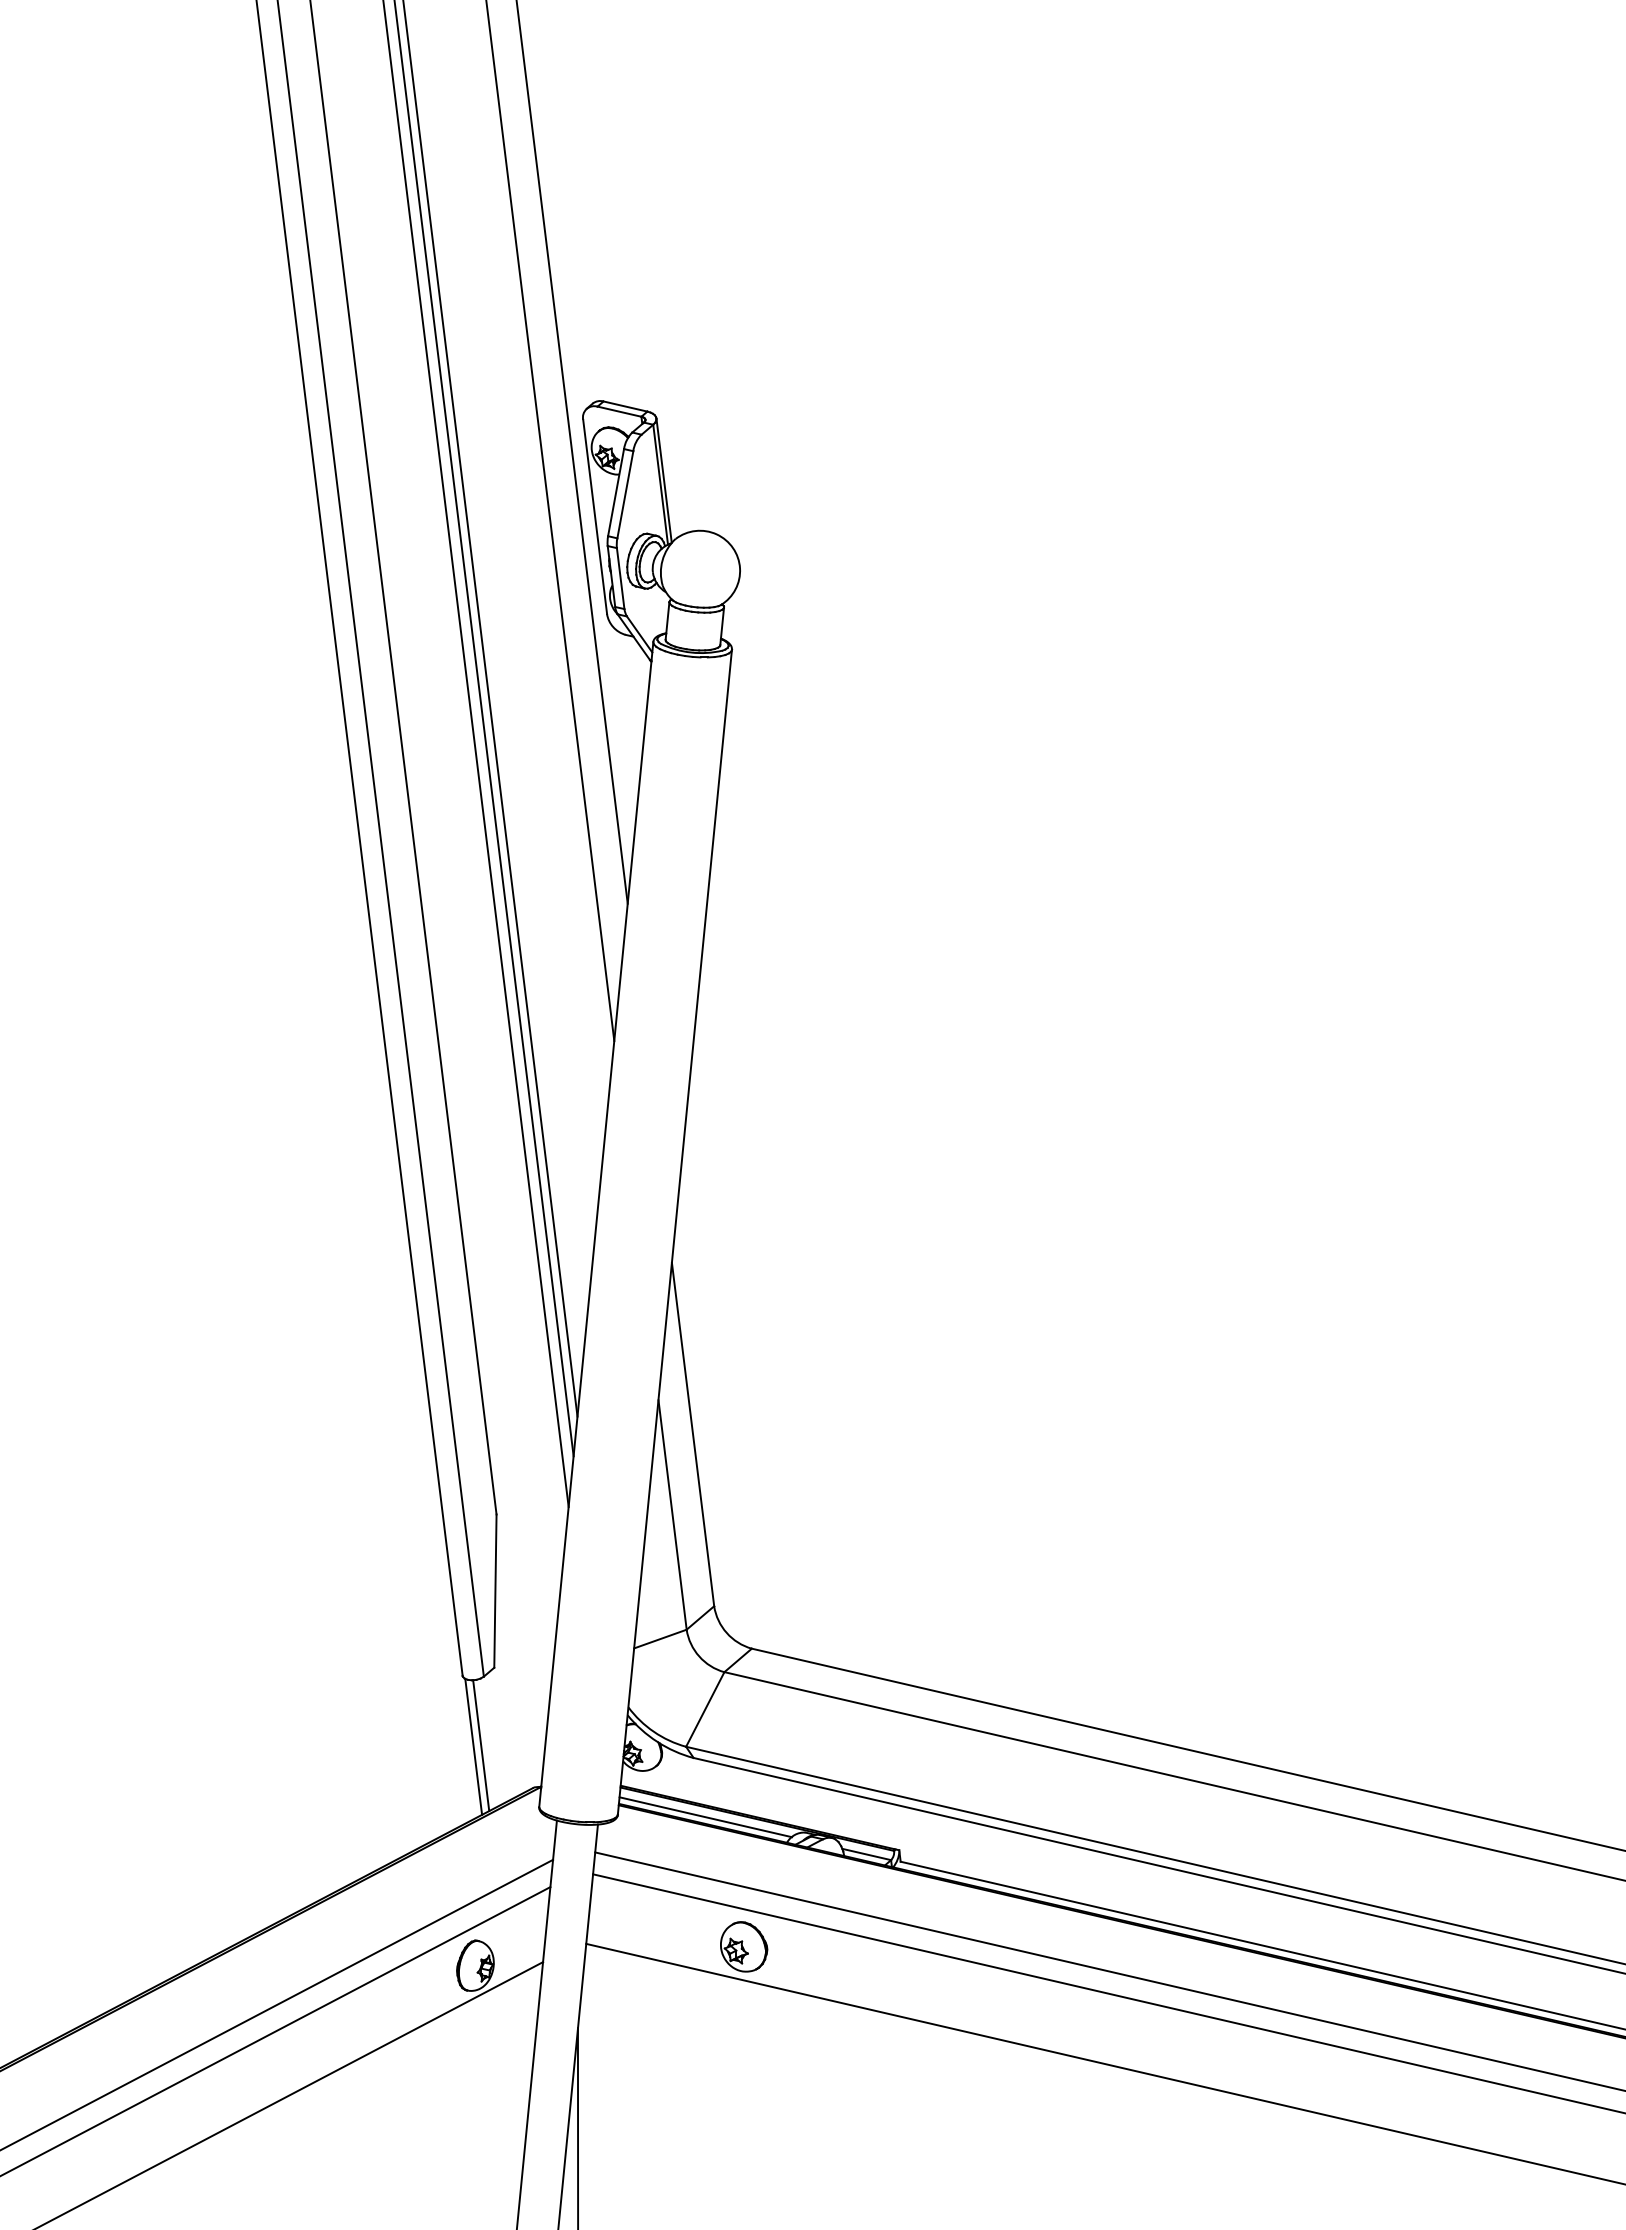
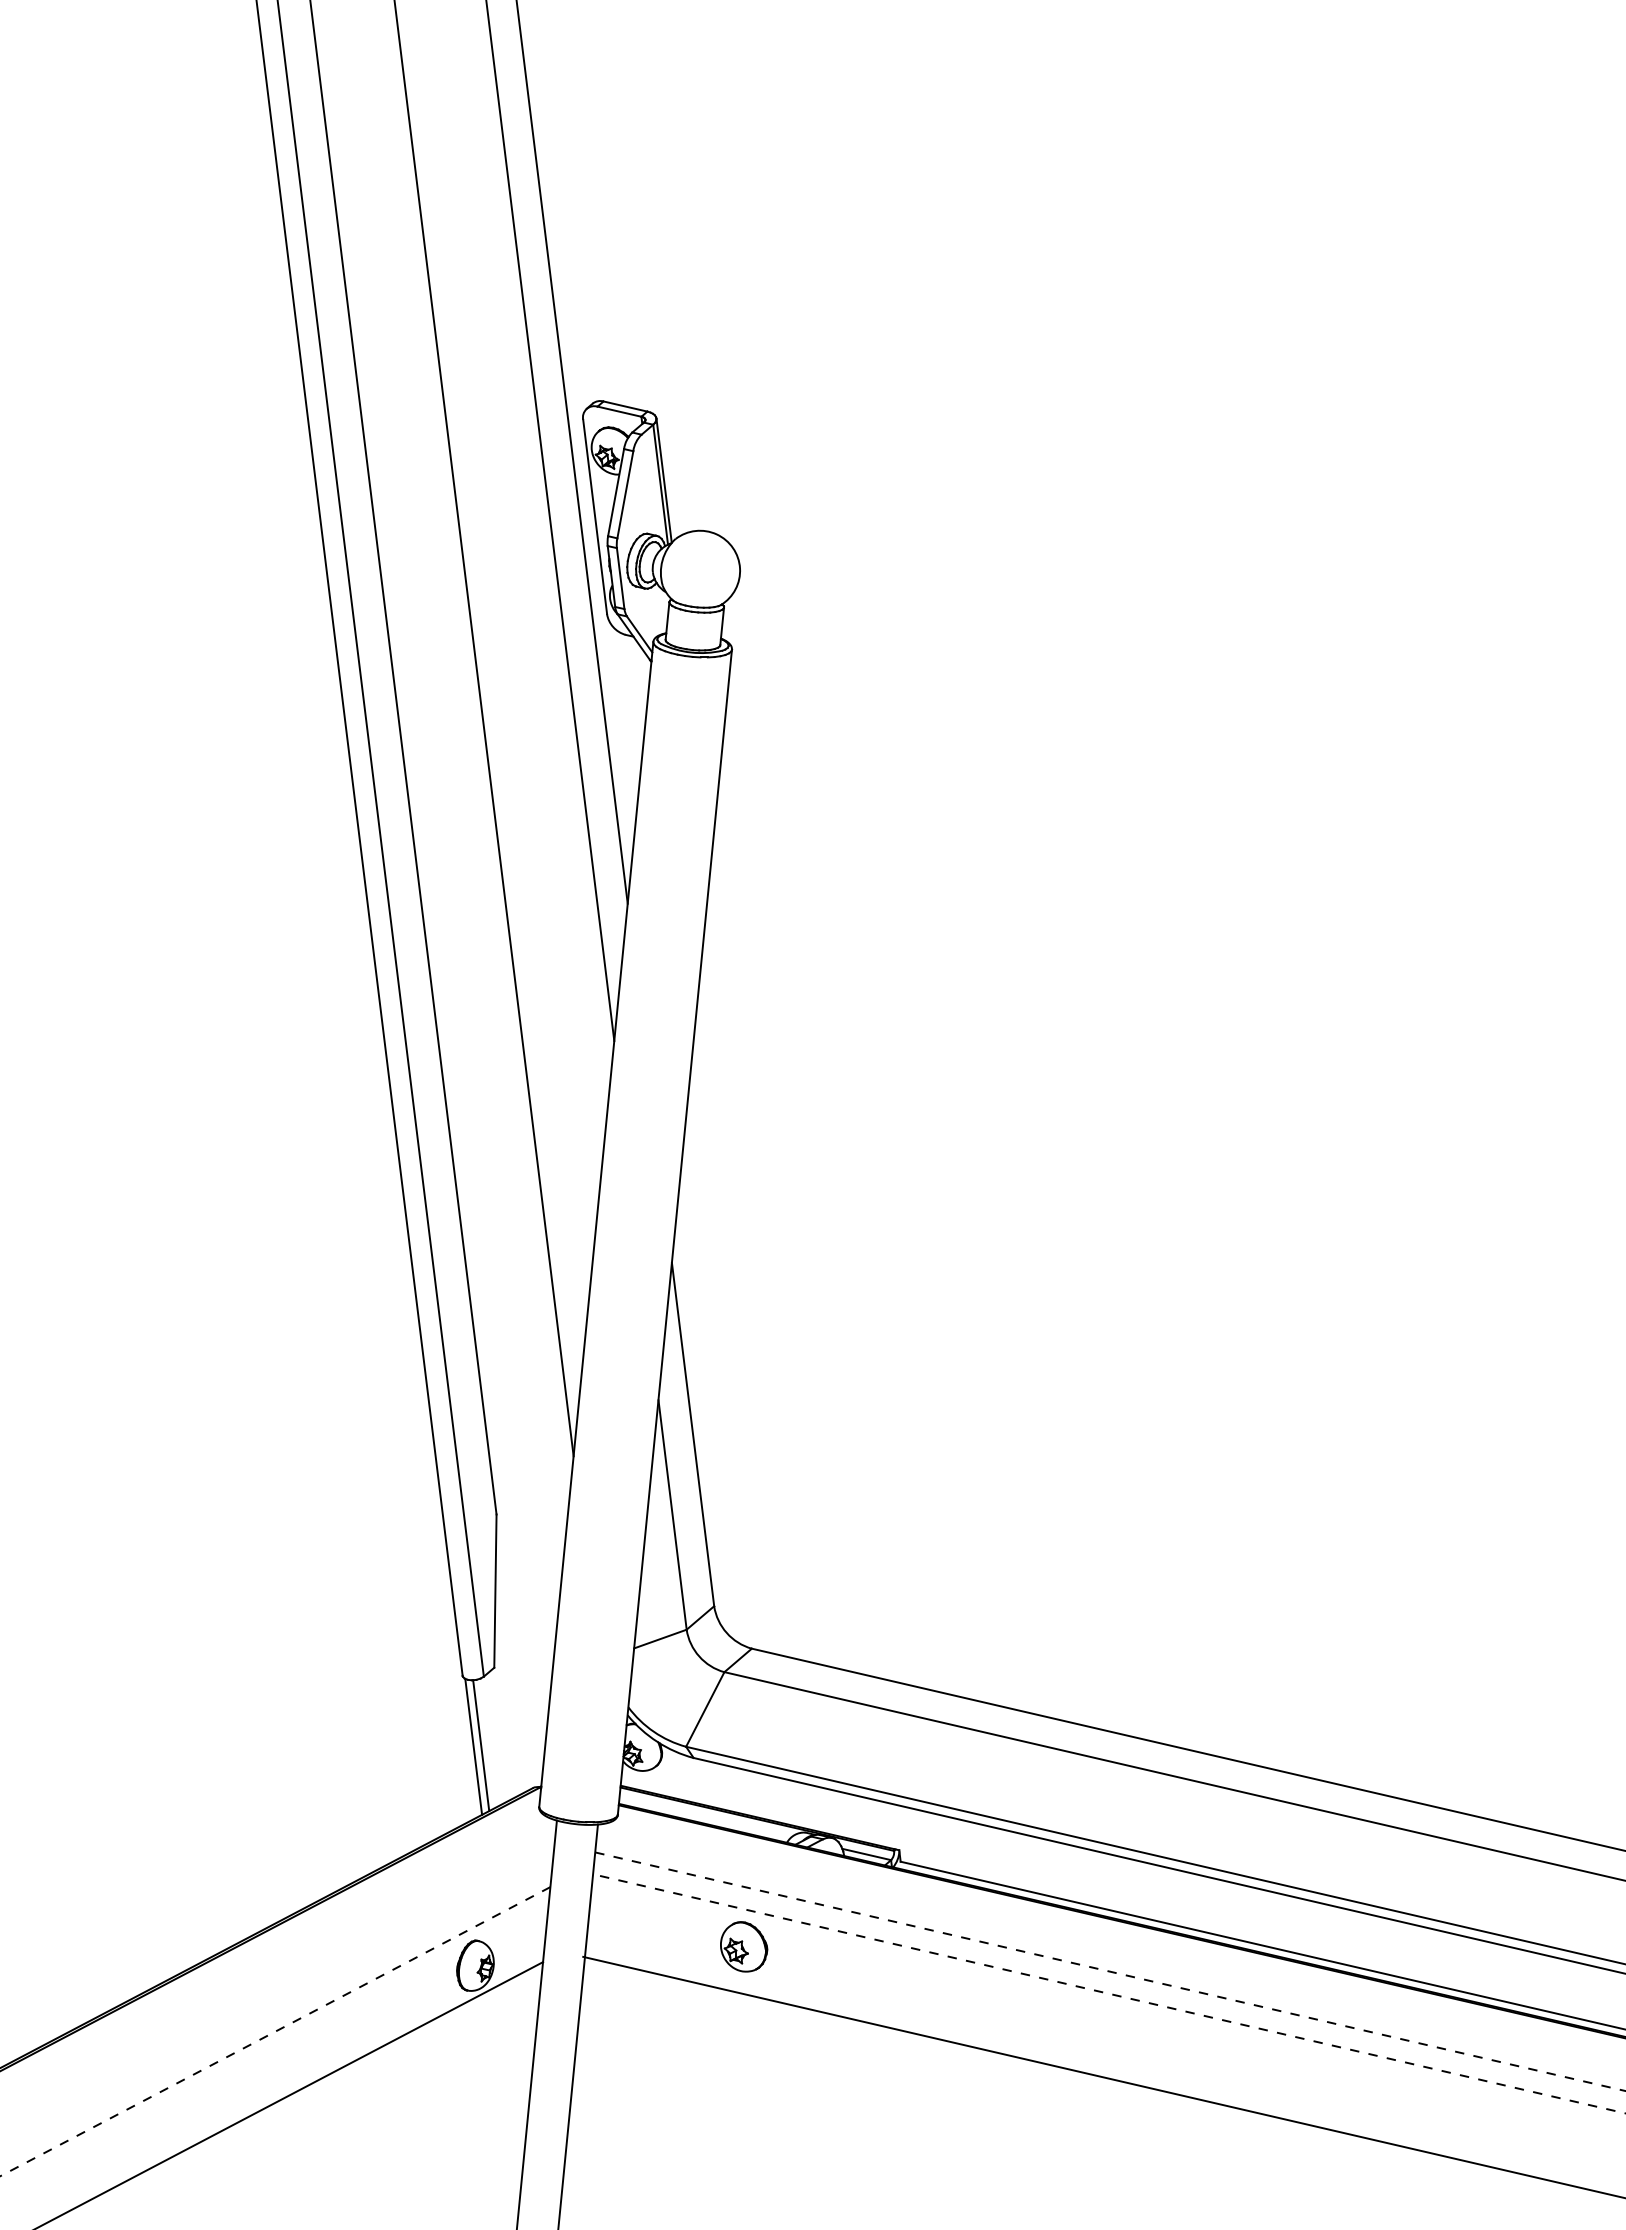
line: present -> none (490, 709)
line: present -> none (475, 754)
line: present -> none (705, 1817)
line: solid -> dashed (1110, 1971)
line: solid -> dashed (1109, 1993)
line: present -> none (277, 2004)
line: solid -> dashed (275, 2031)
line position: (1104, 2063) -> (1102, 2076) (1102, 2076)
line: present -> none (577, 2127)
